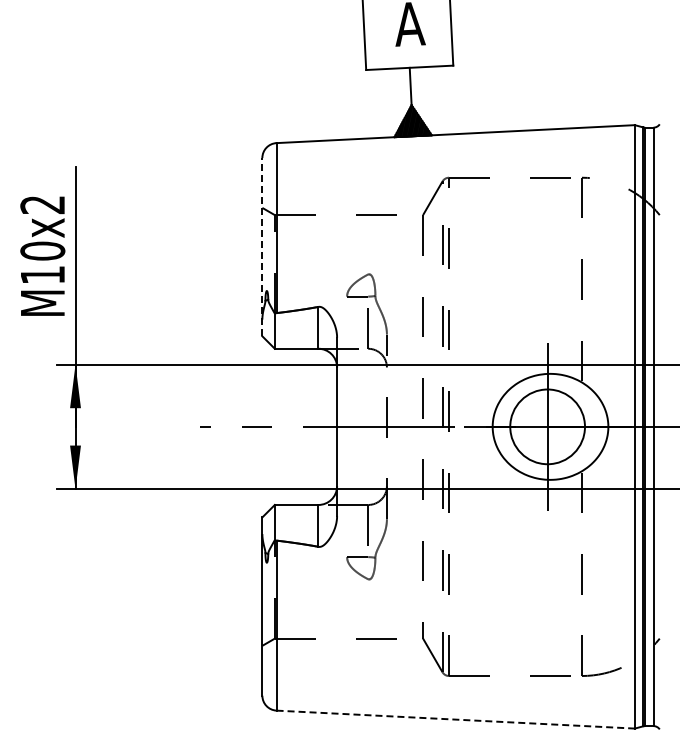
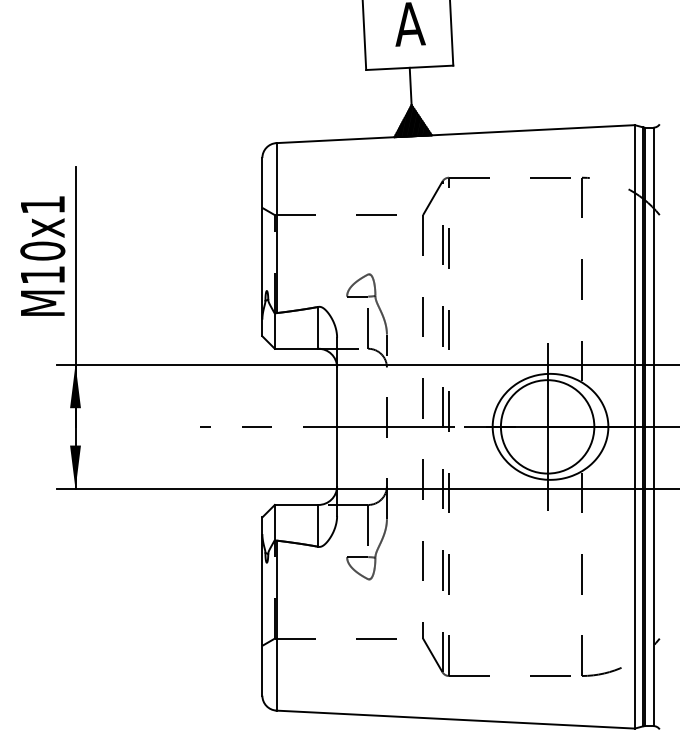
text: M10x2 -> M10x1 (42, 205)
line: dashed -> solid (262, 246)
circle diameter: 75 px -> 93 px (547, 426)
line: dashed -> solid (456, 719)
